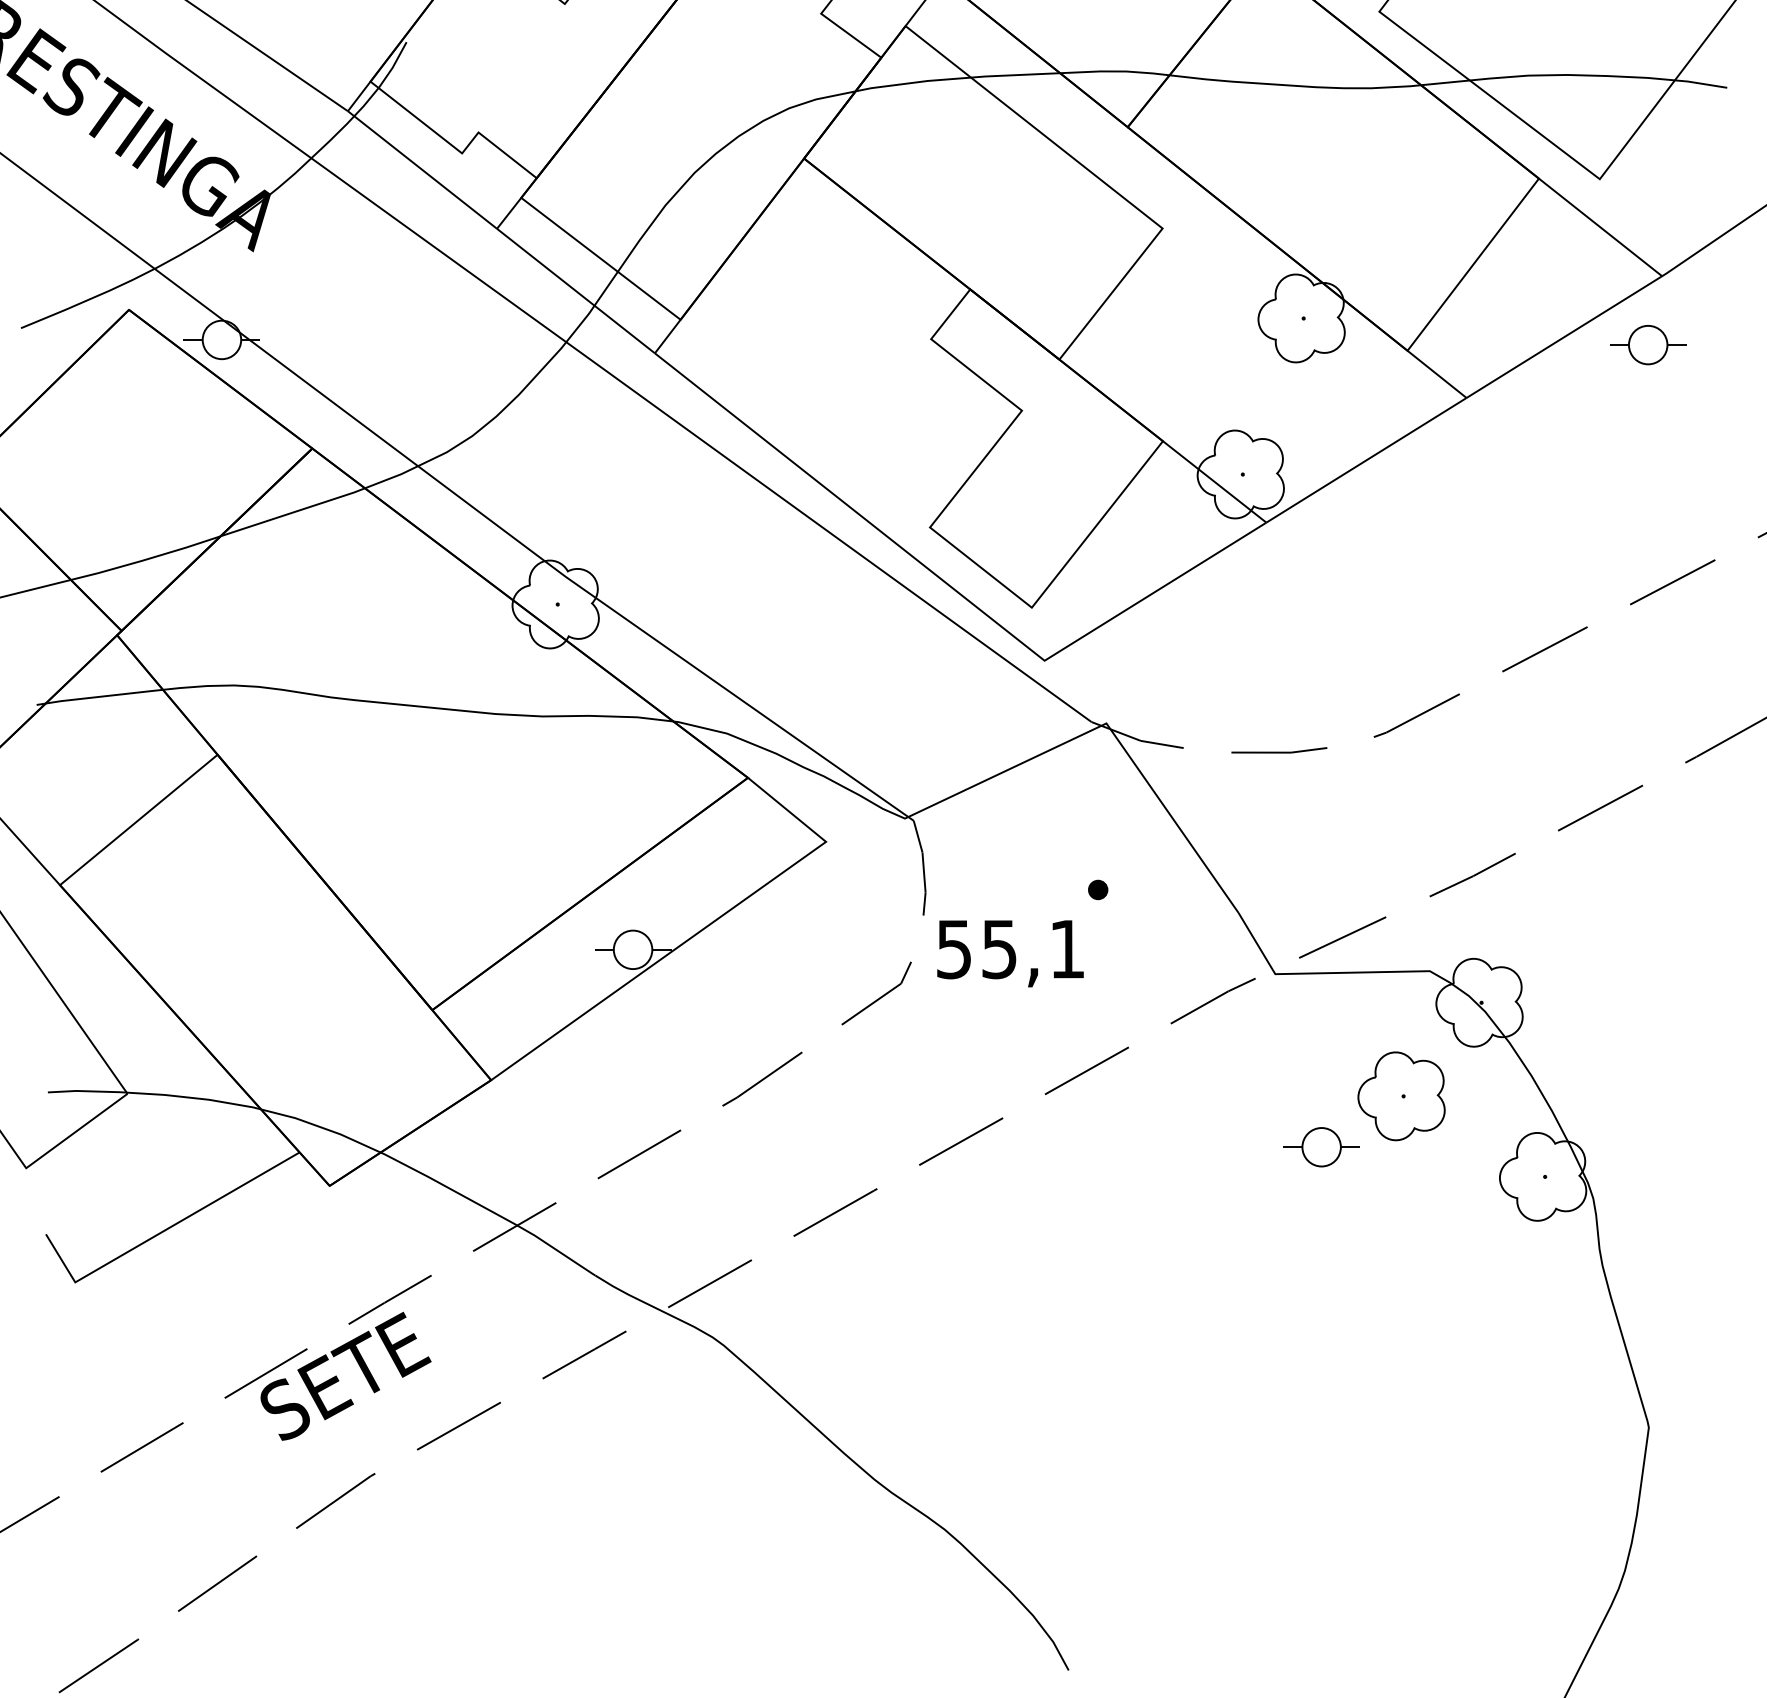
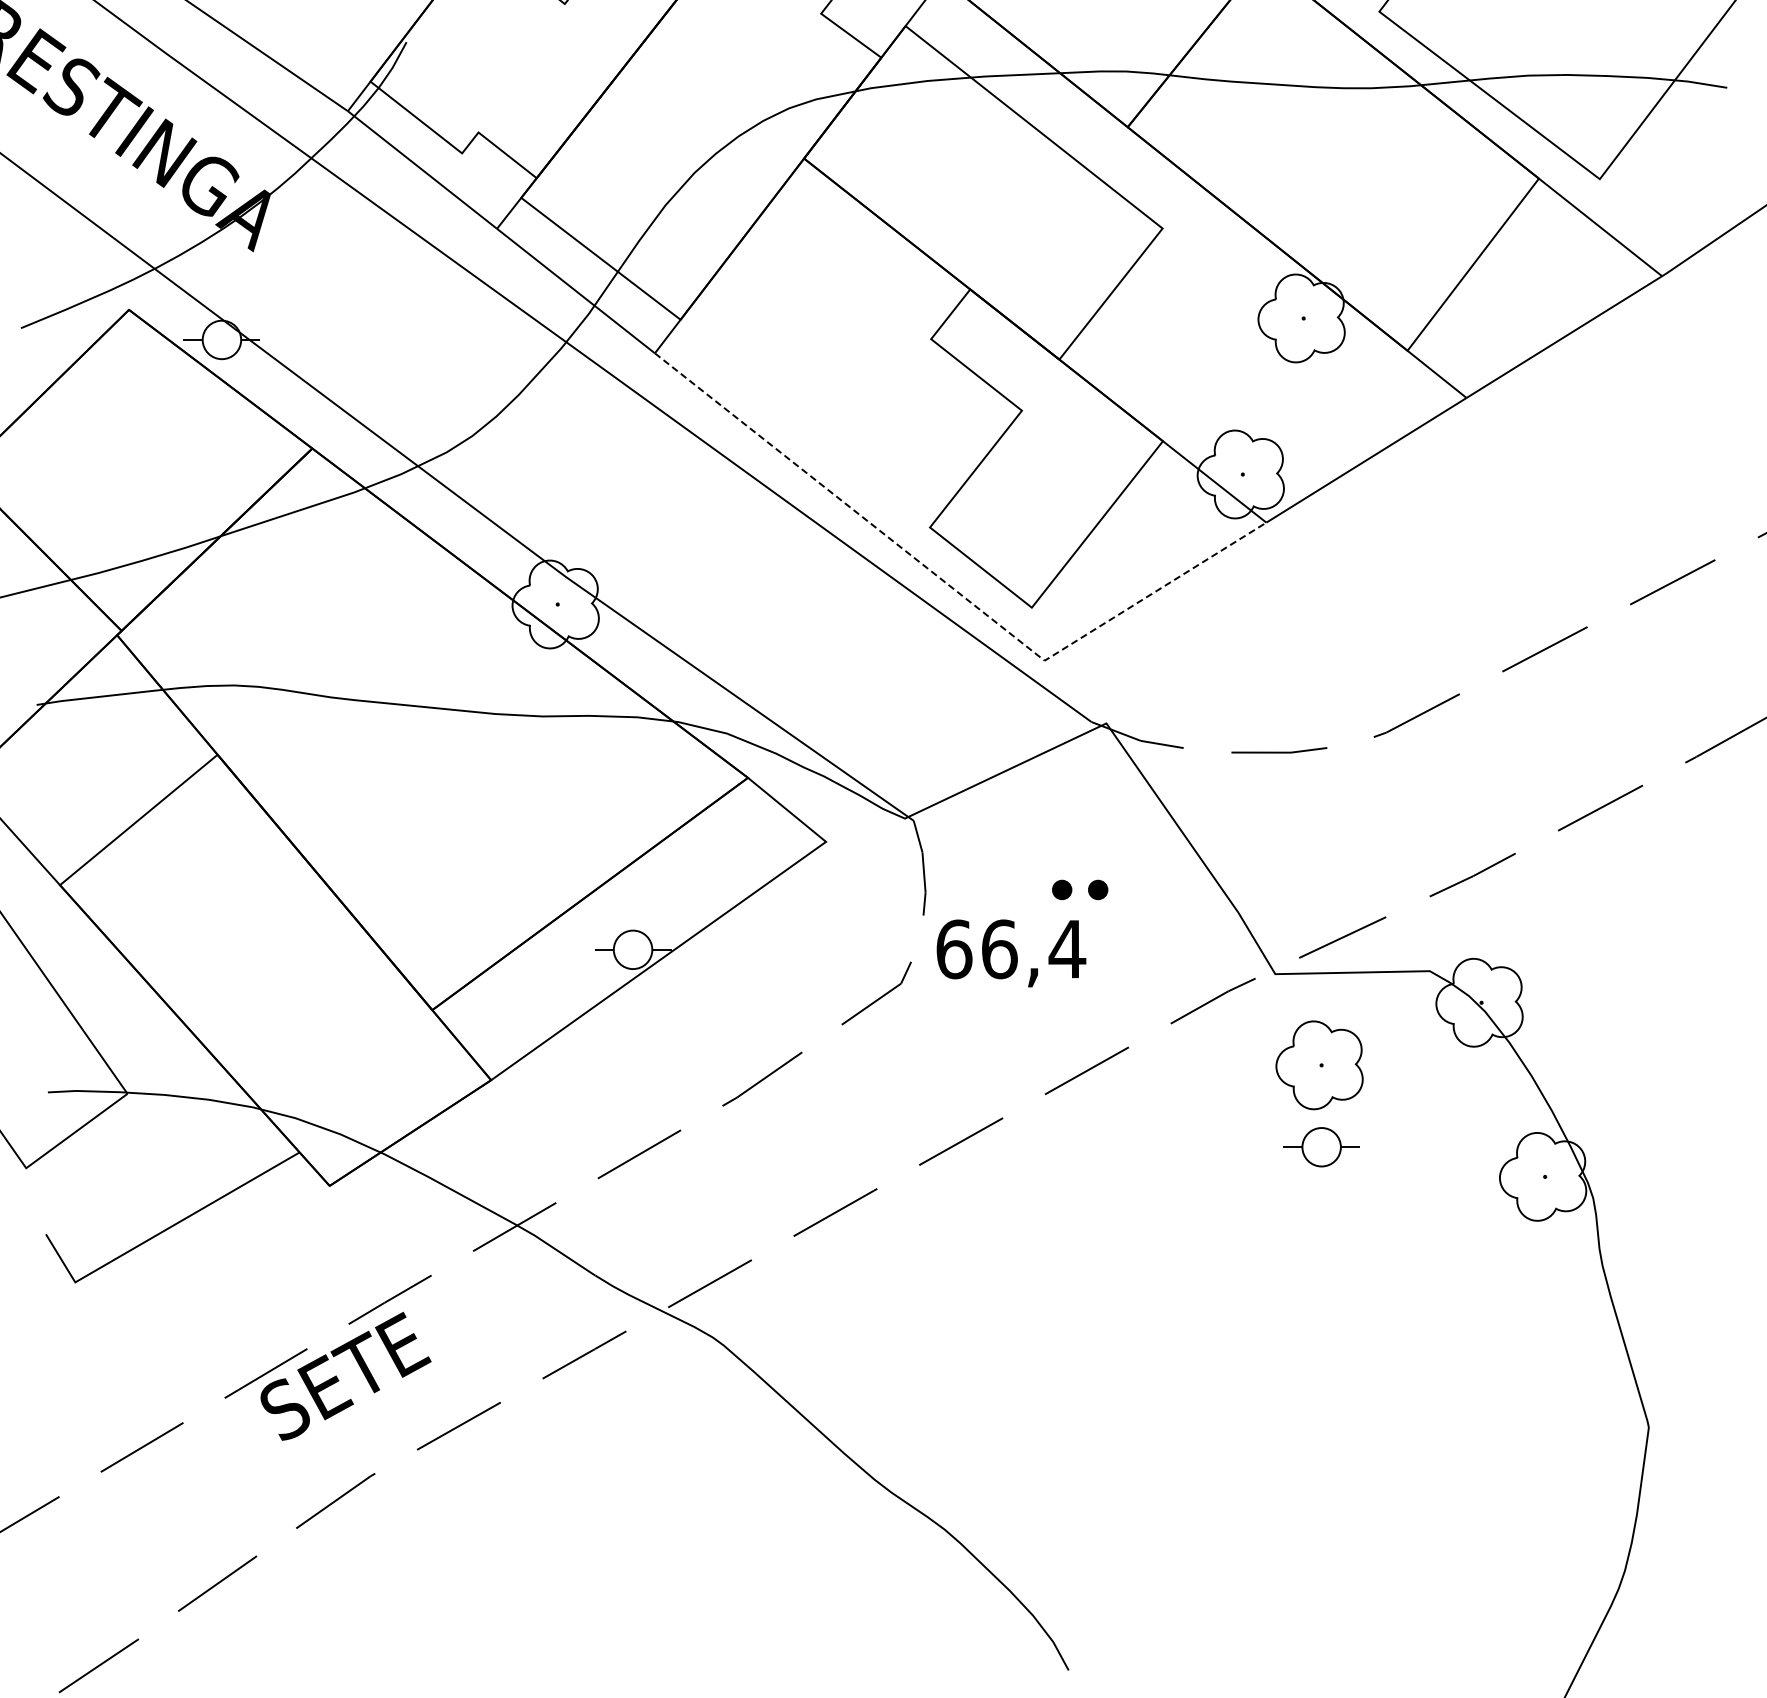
part: present -> none (1648, 345)
line: solid -> dashed (952, 588)
part: none -> present (1062, 889)
text: 55,1 -> 66,4 (1011, 949)
part position: (1401, 1096) -> (1319, 1065) (1319, 1065)
